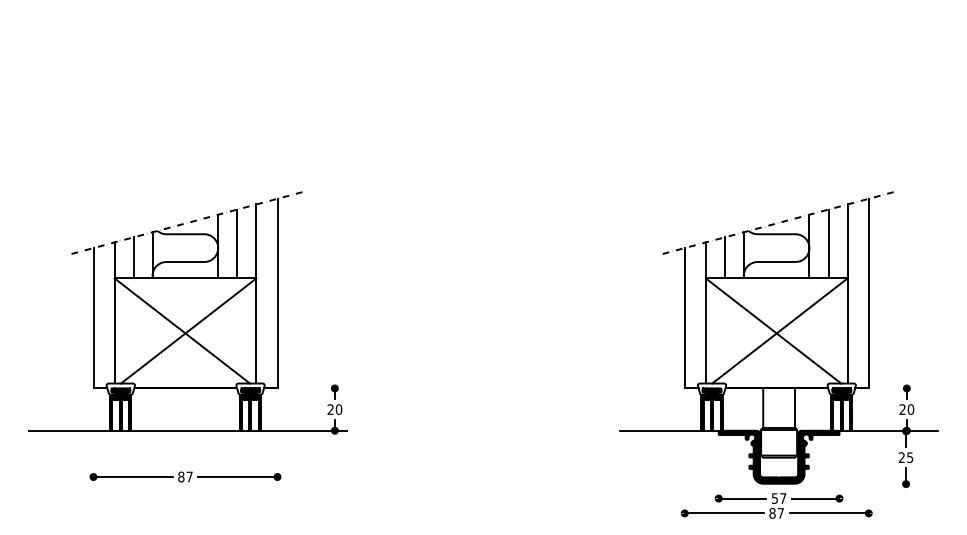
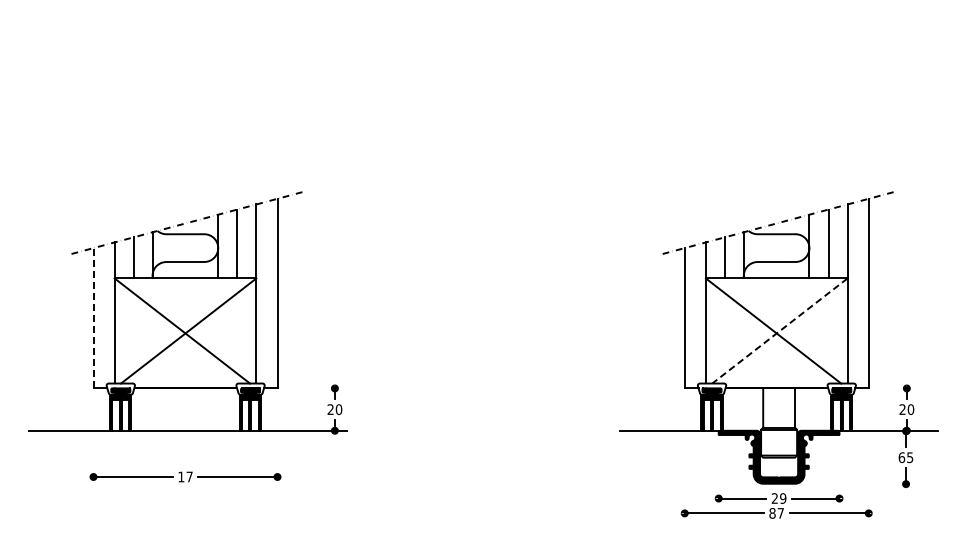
line: solid -> dashed (93, 317)
line: solid -> dashed (779, 330)
text: 25 -> 65 (901, 457)
text: 87 -> 17 (181, 476)
text: 57 -> 29 (778, 498)
